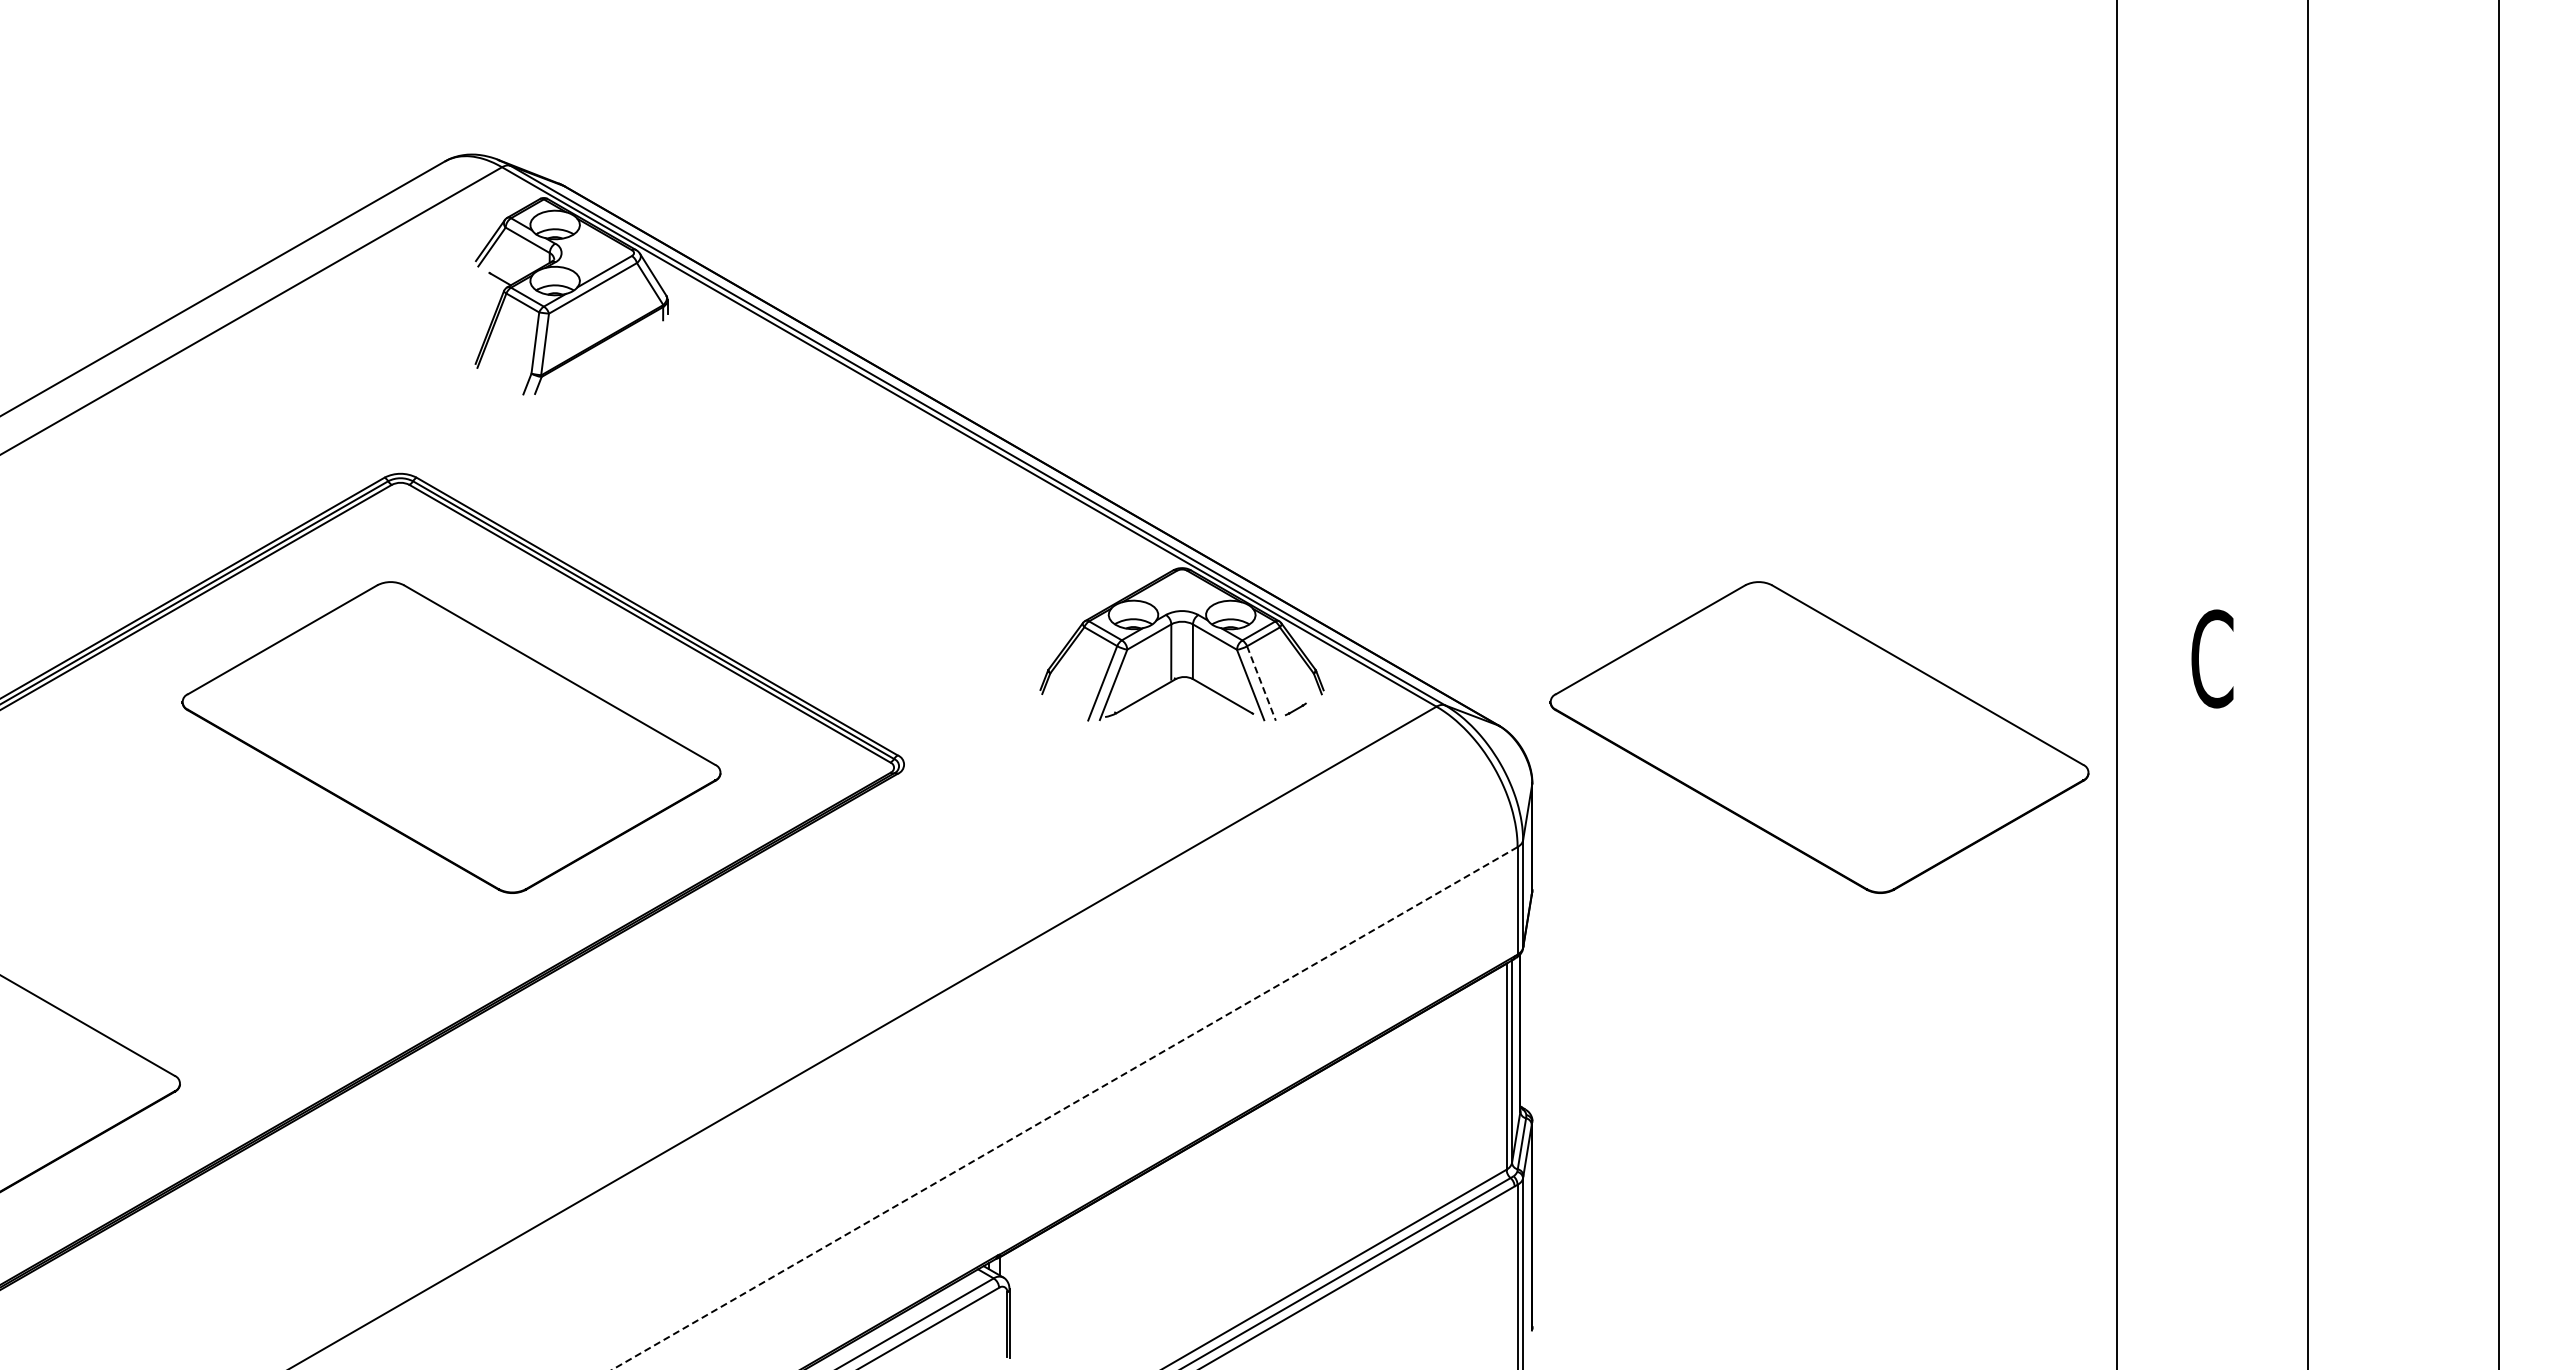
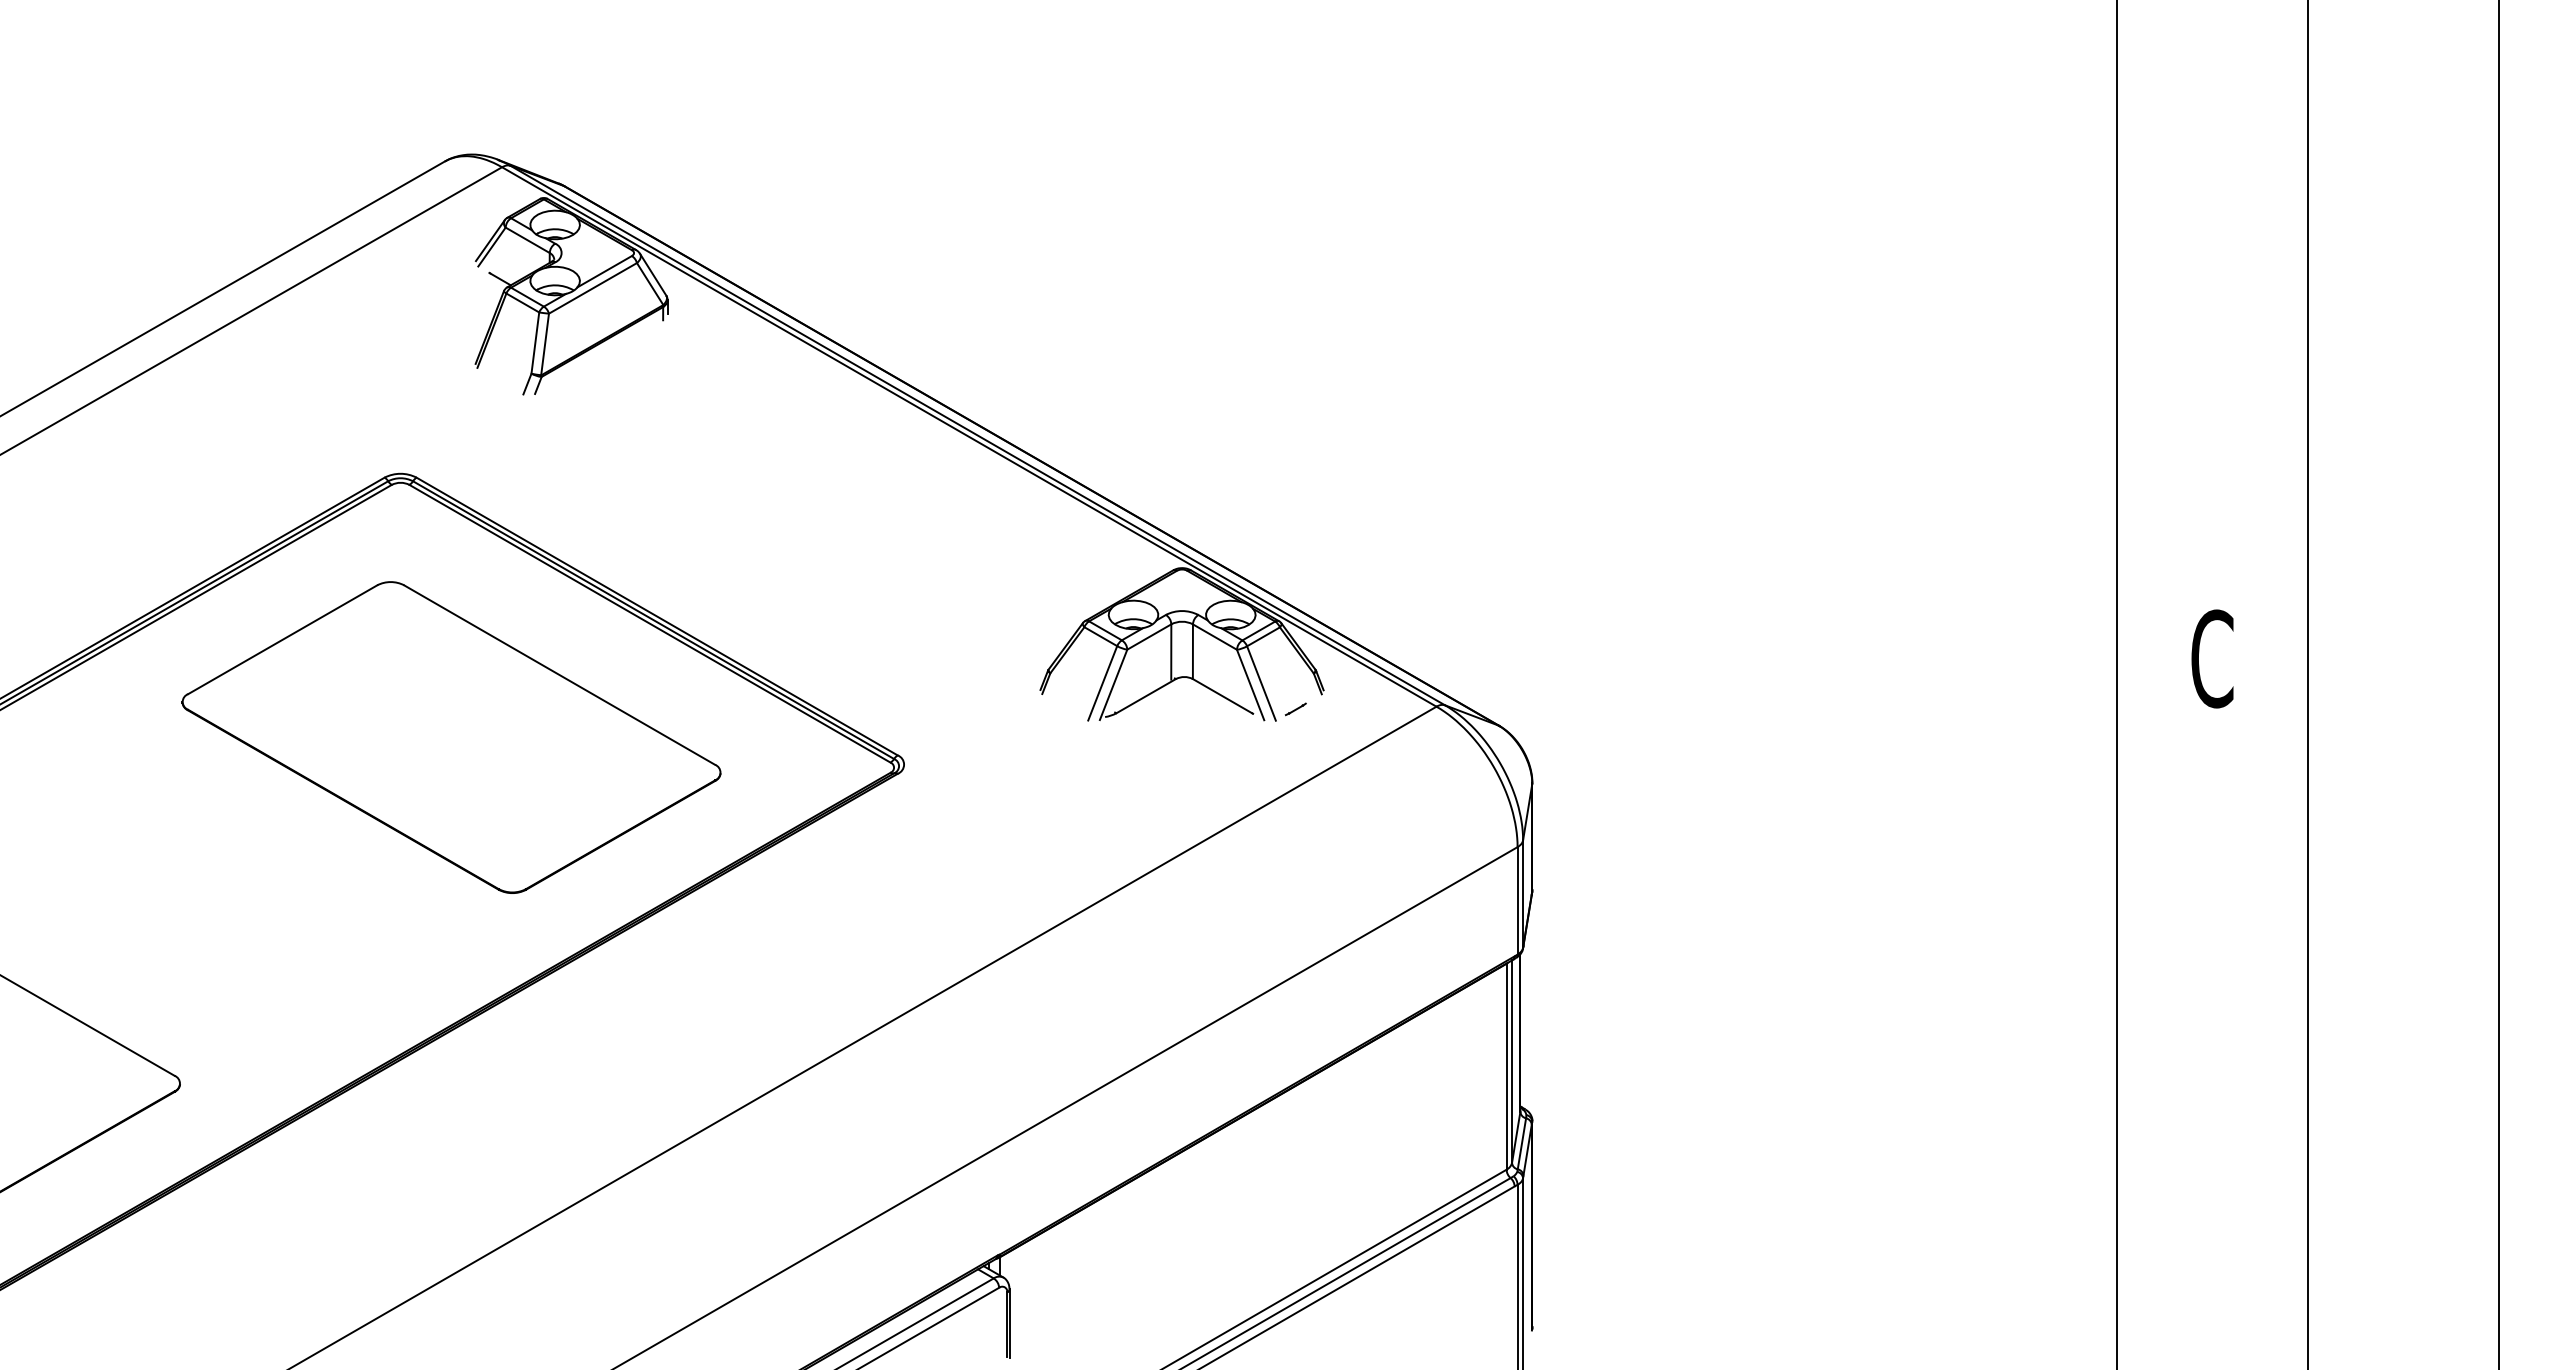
line: dashed -> solid (1261, 683)
part: present -> none (1819, 737)
line: dashed -> solid (1064, 1108)
